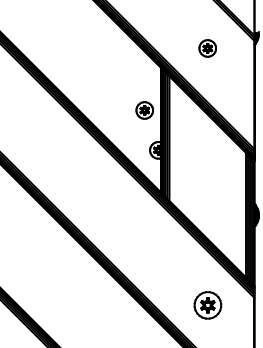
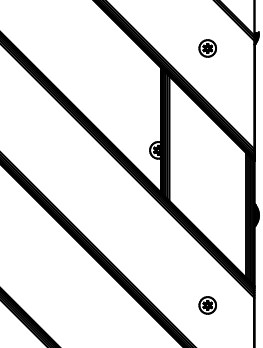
part: present -> none (144, 110)
part size: 30x29 px -> 19x19 px (207, 305)
